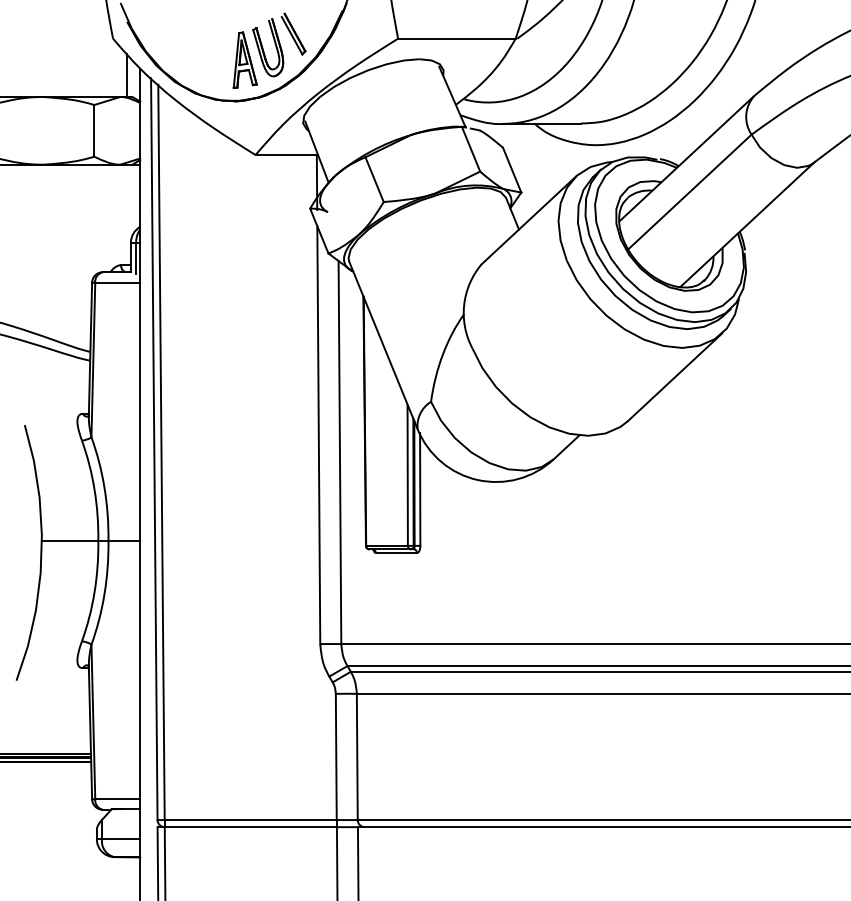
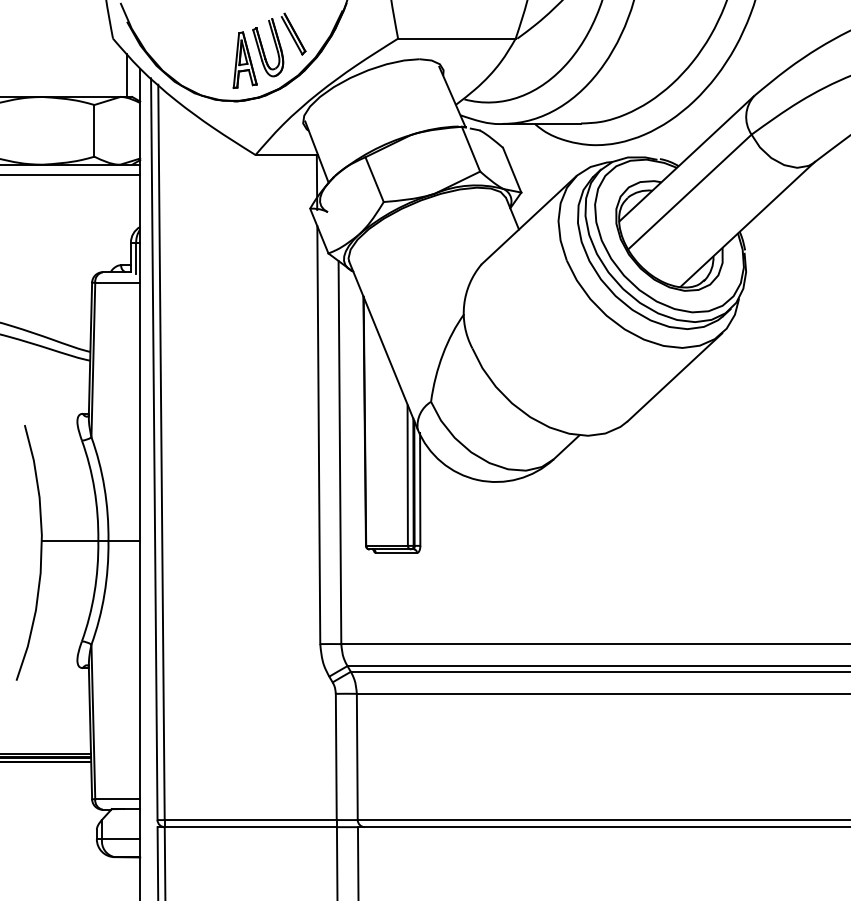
line: none -> present (71, 175)
